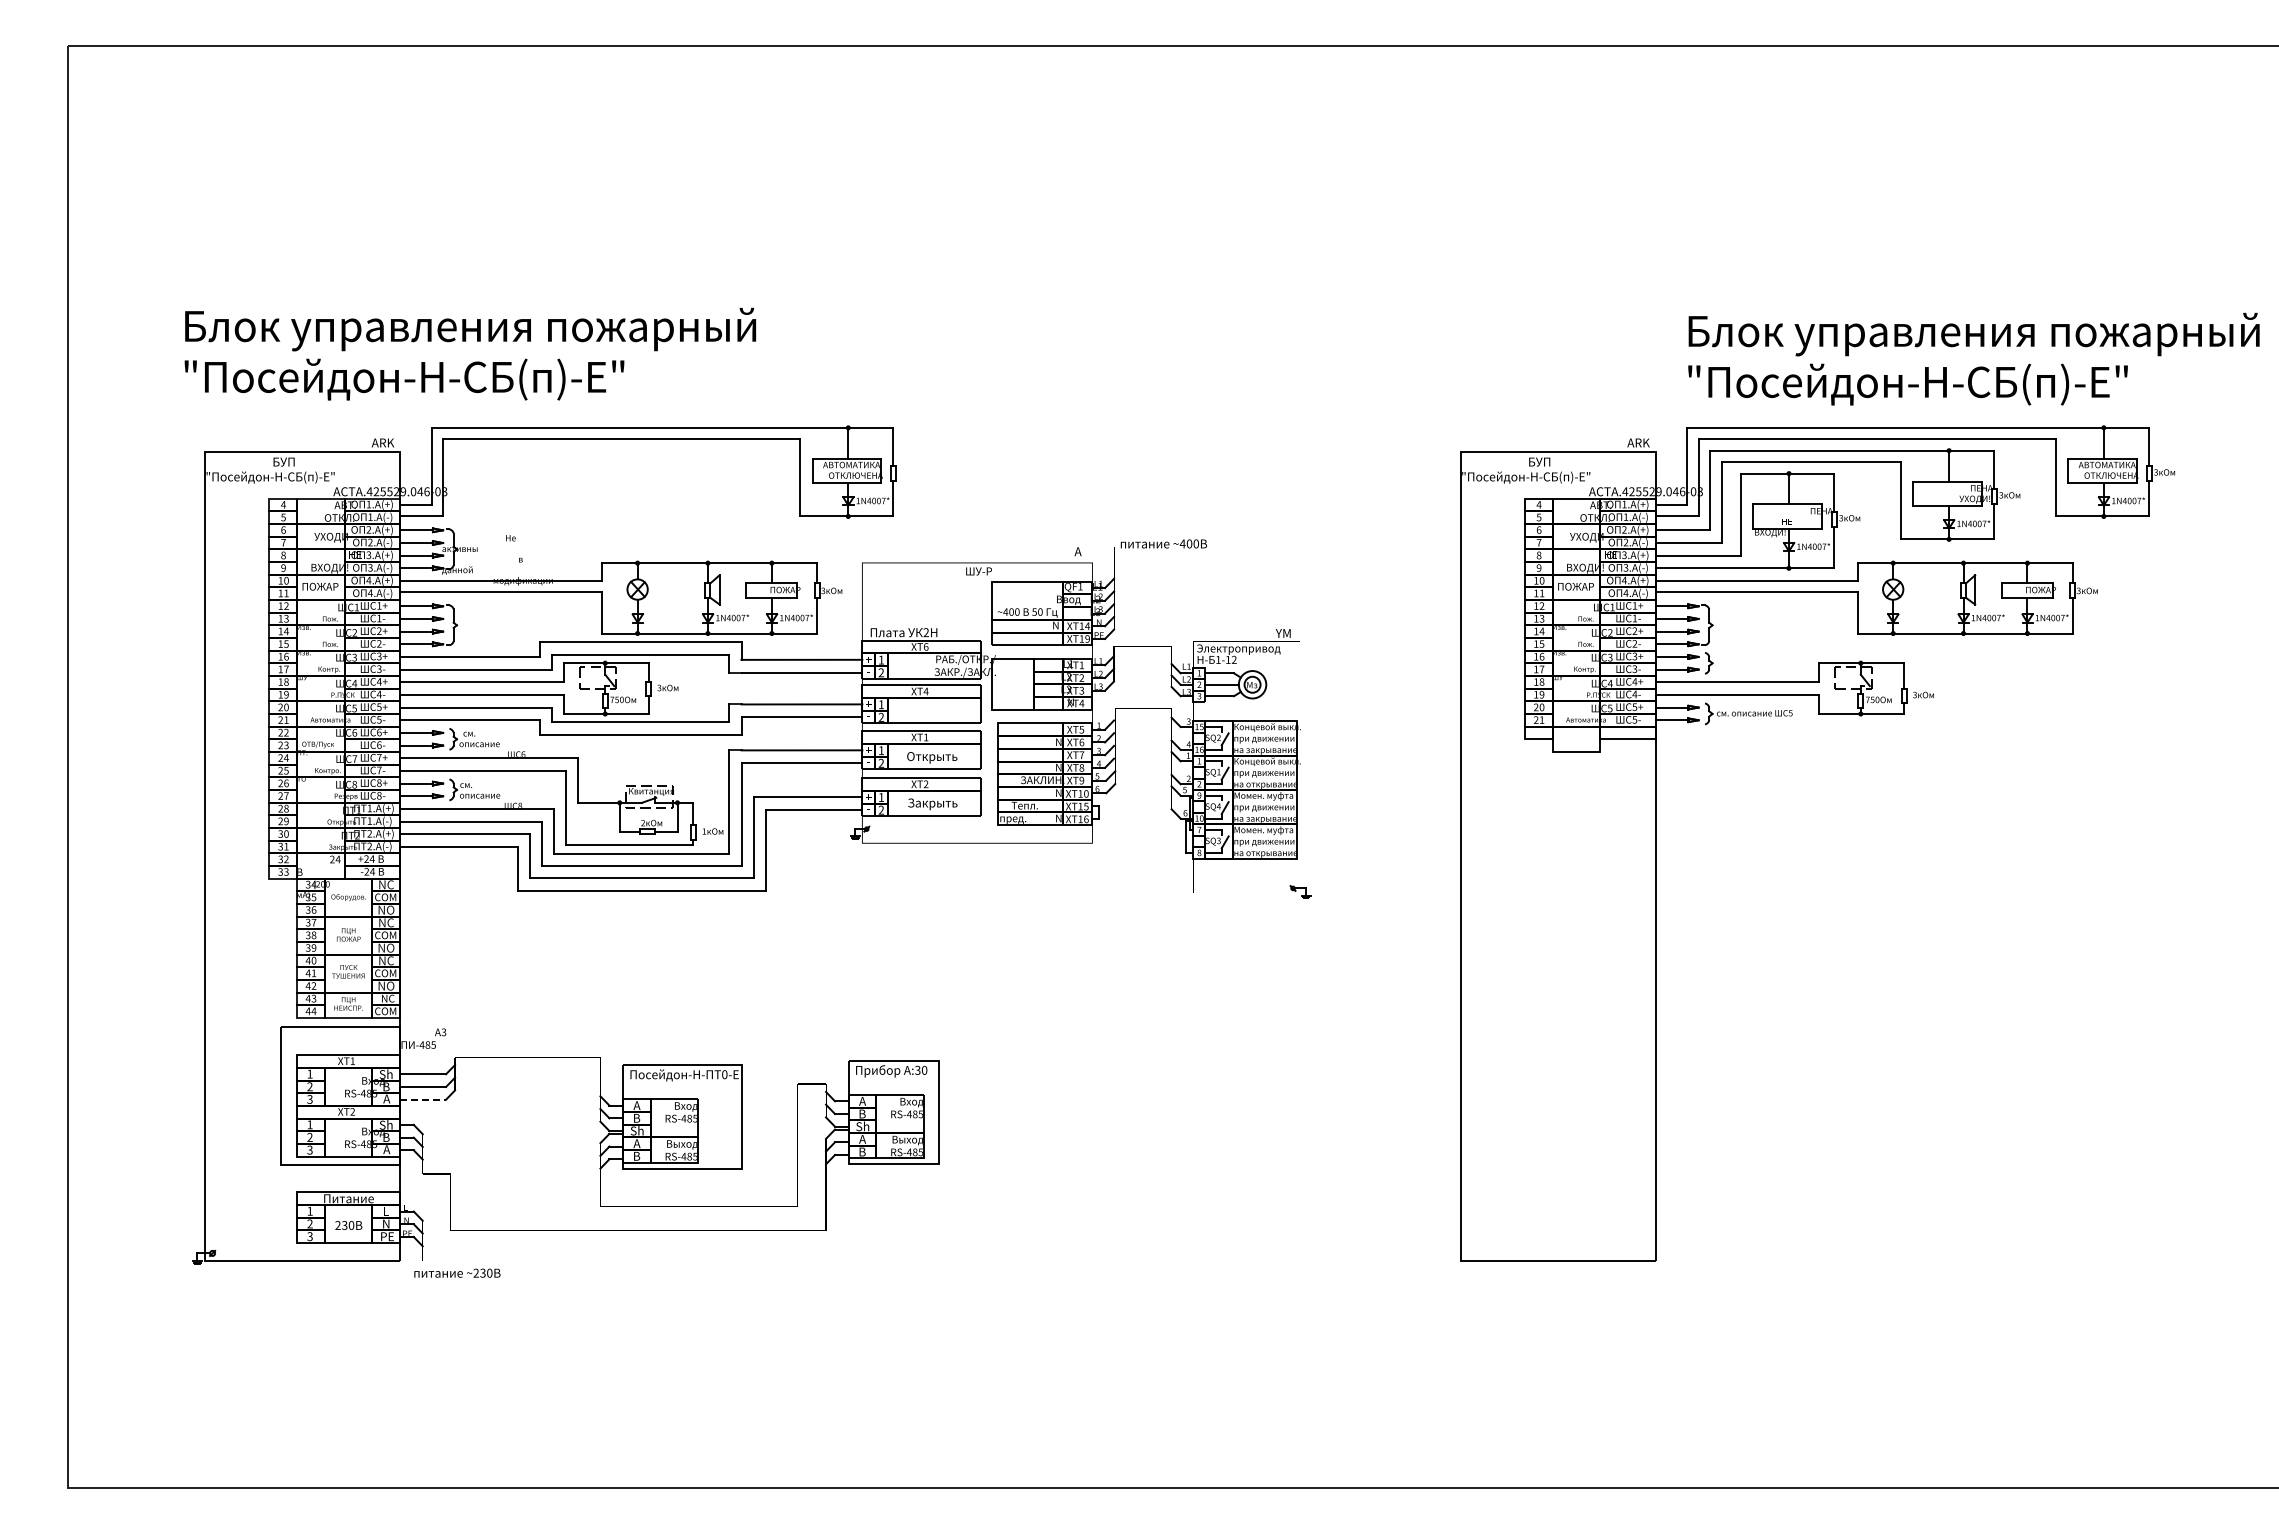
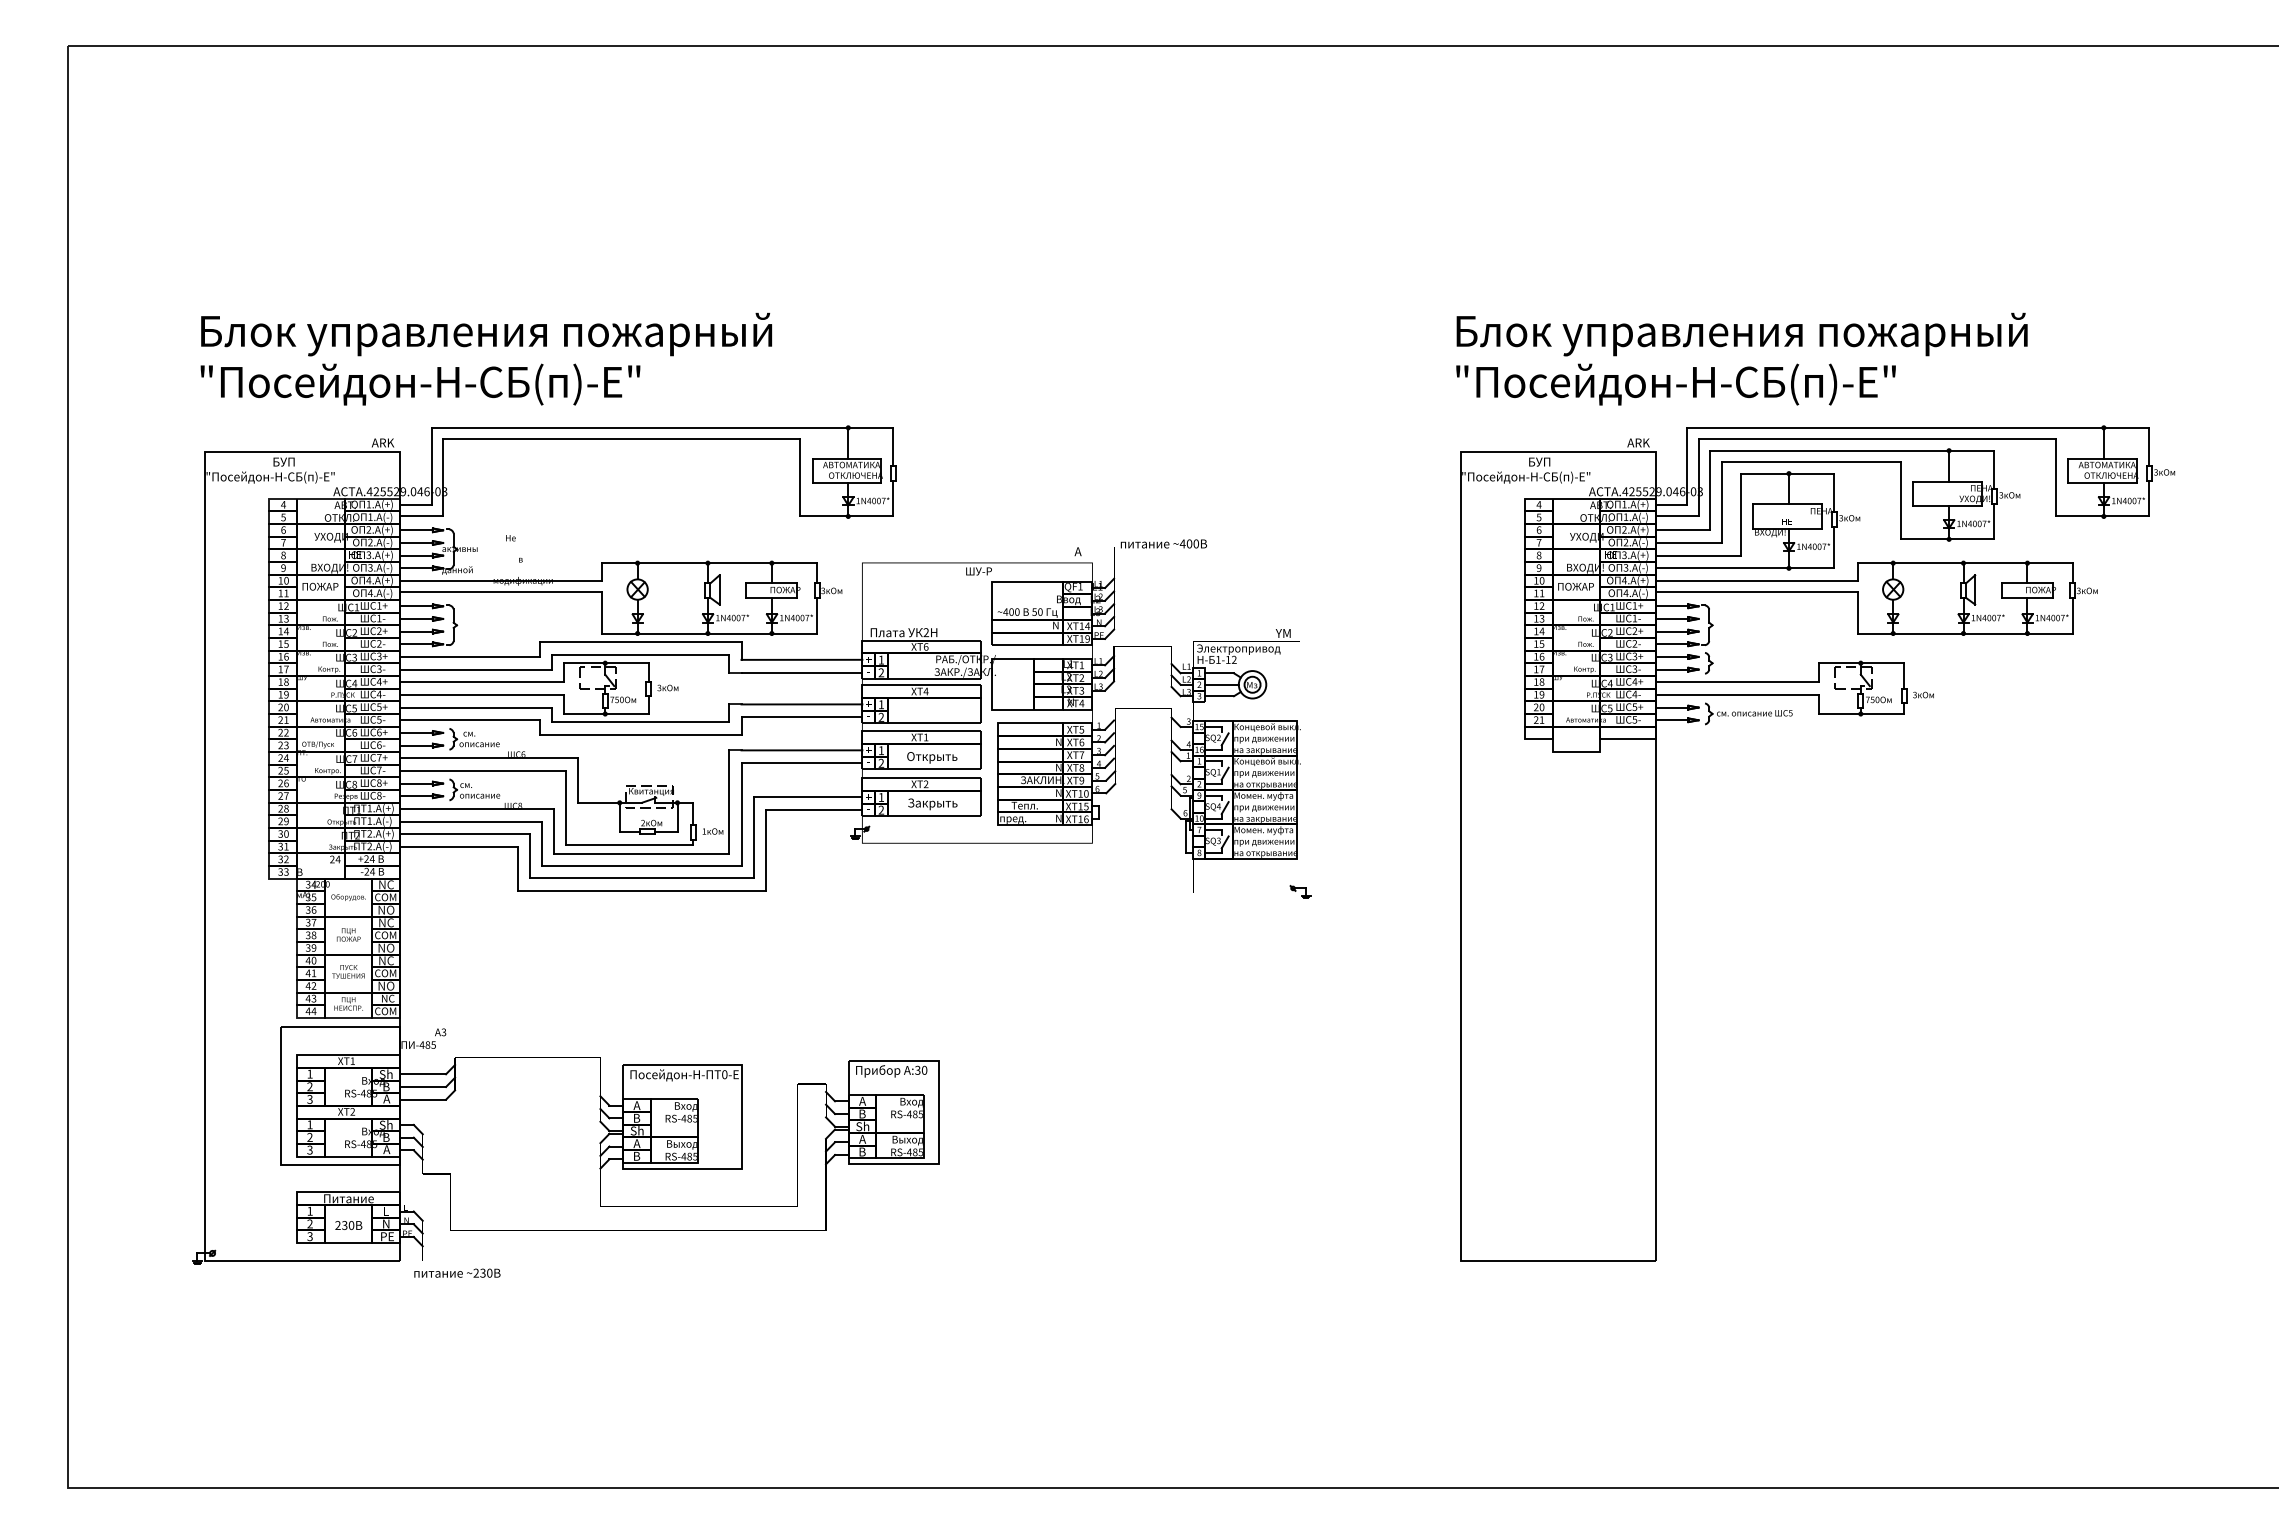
text position: (469, 353) -> (485, 358) (485, 358)
text position: (1973, 358) -> (1741, 358) (1741, 358)
line: dashed -> solid (423, 1099)
